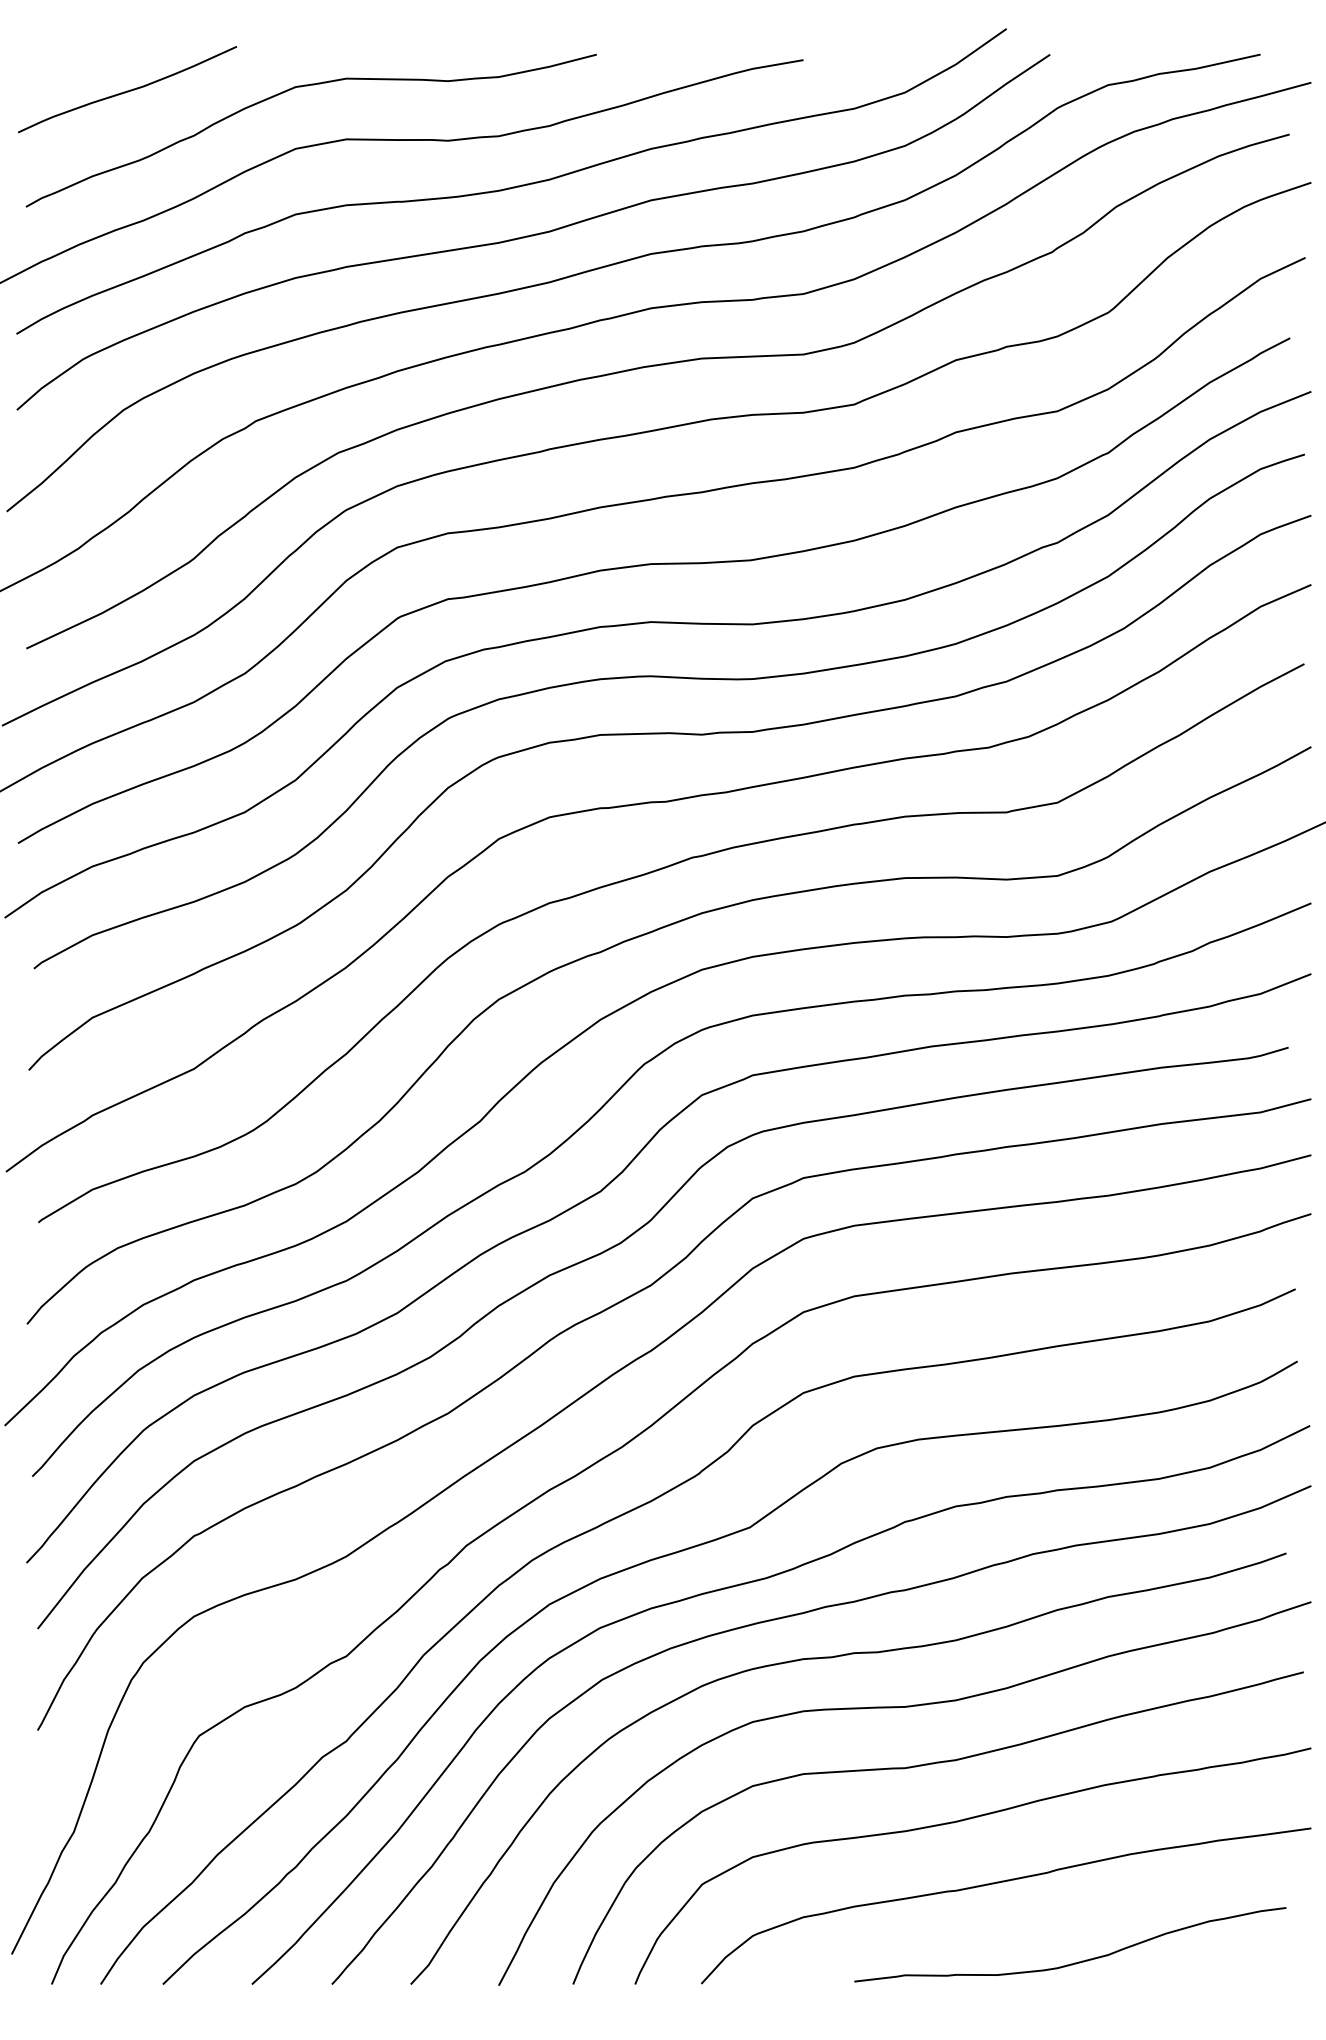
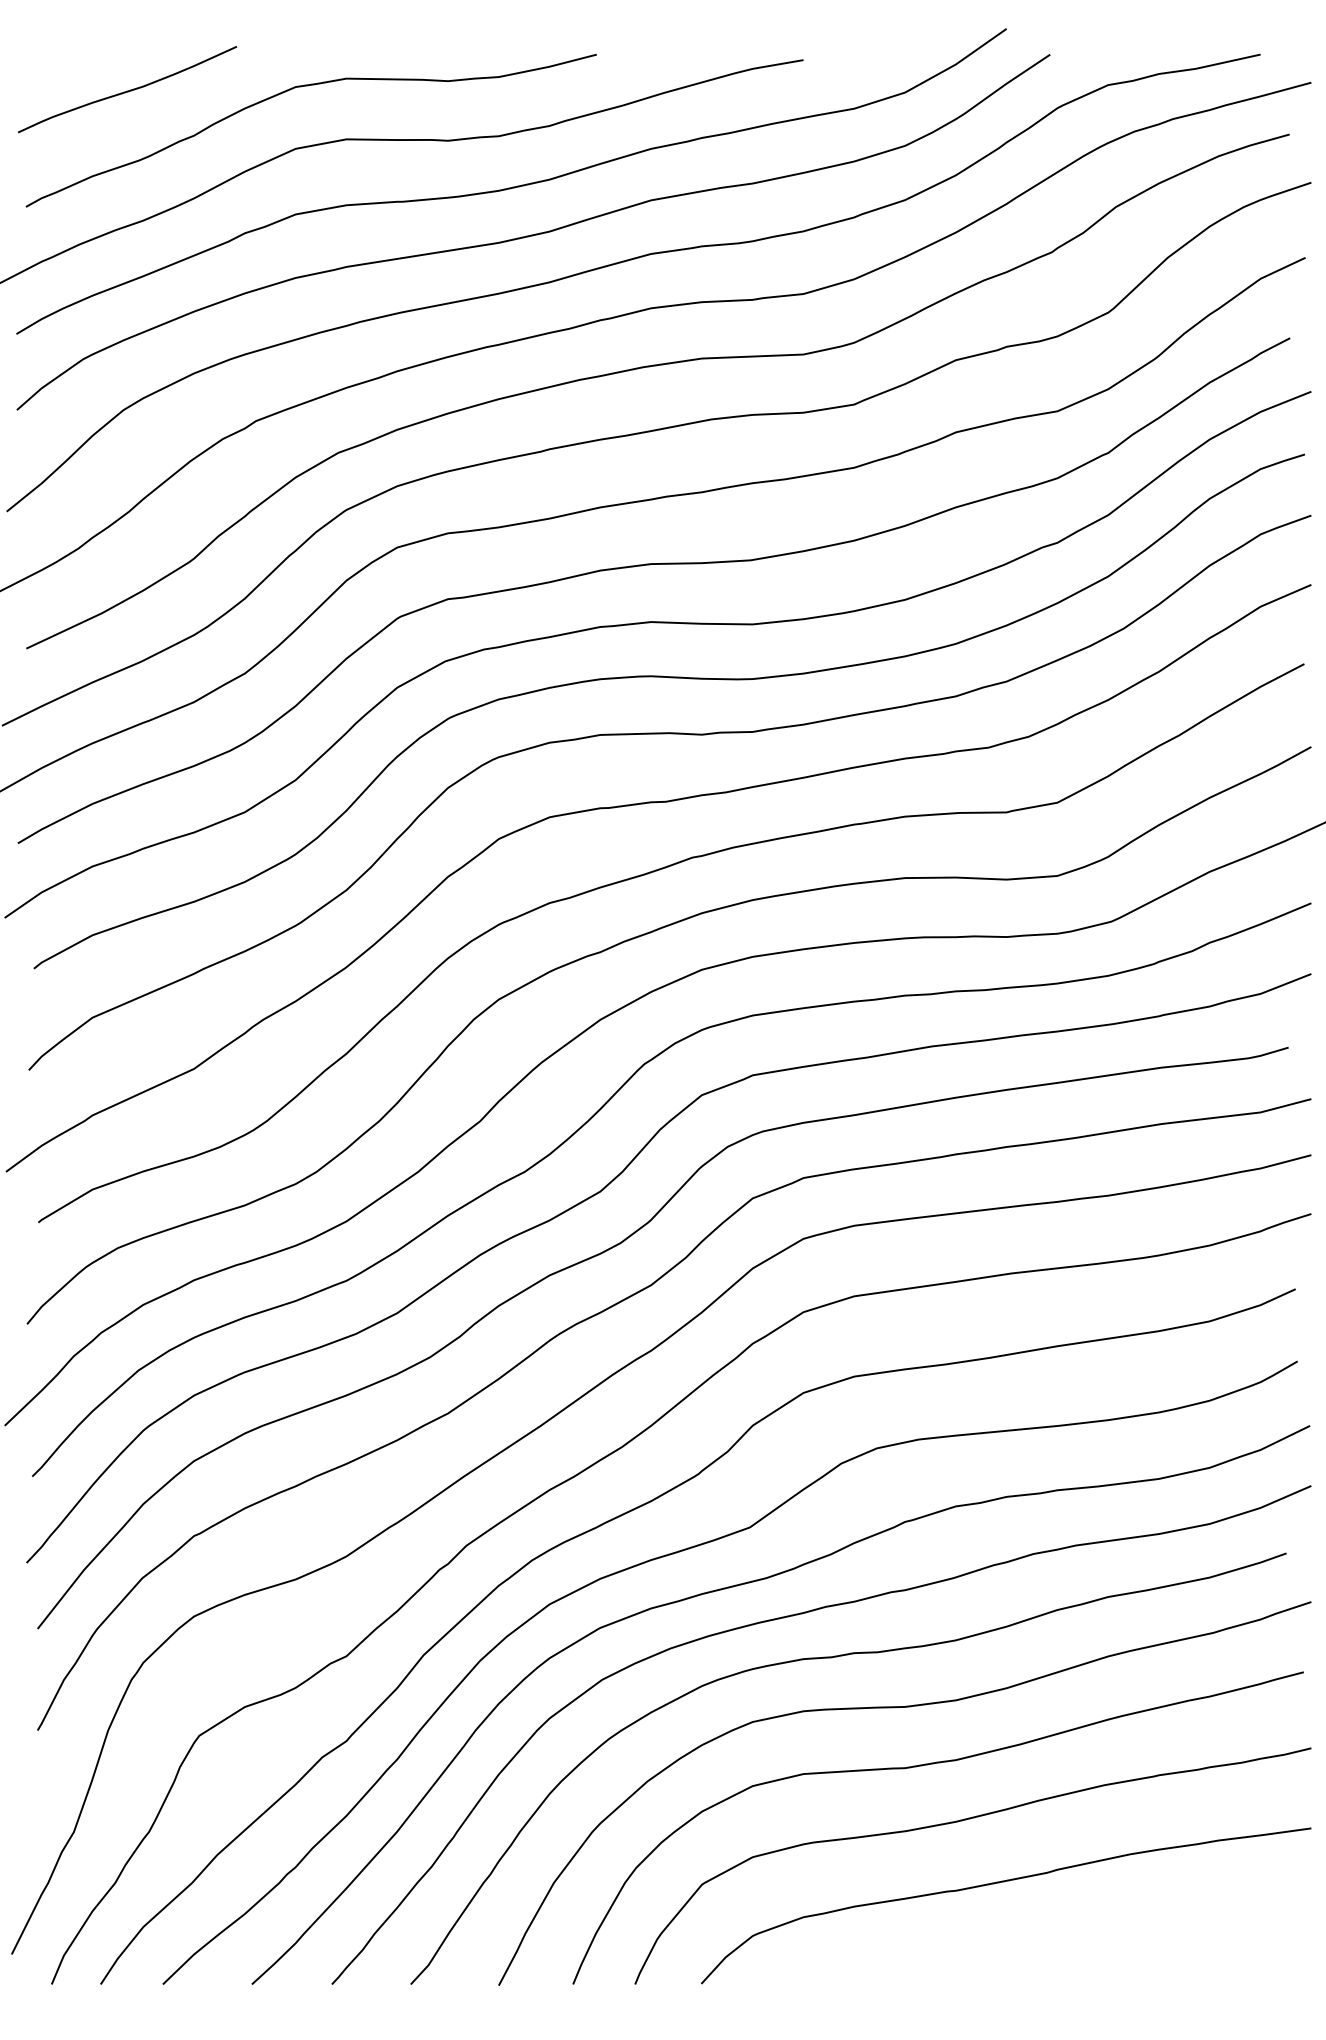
curve: present -> none (1074, 1962)
